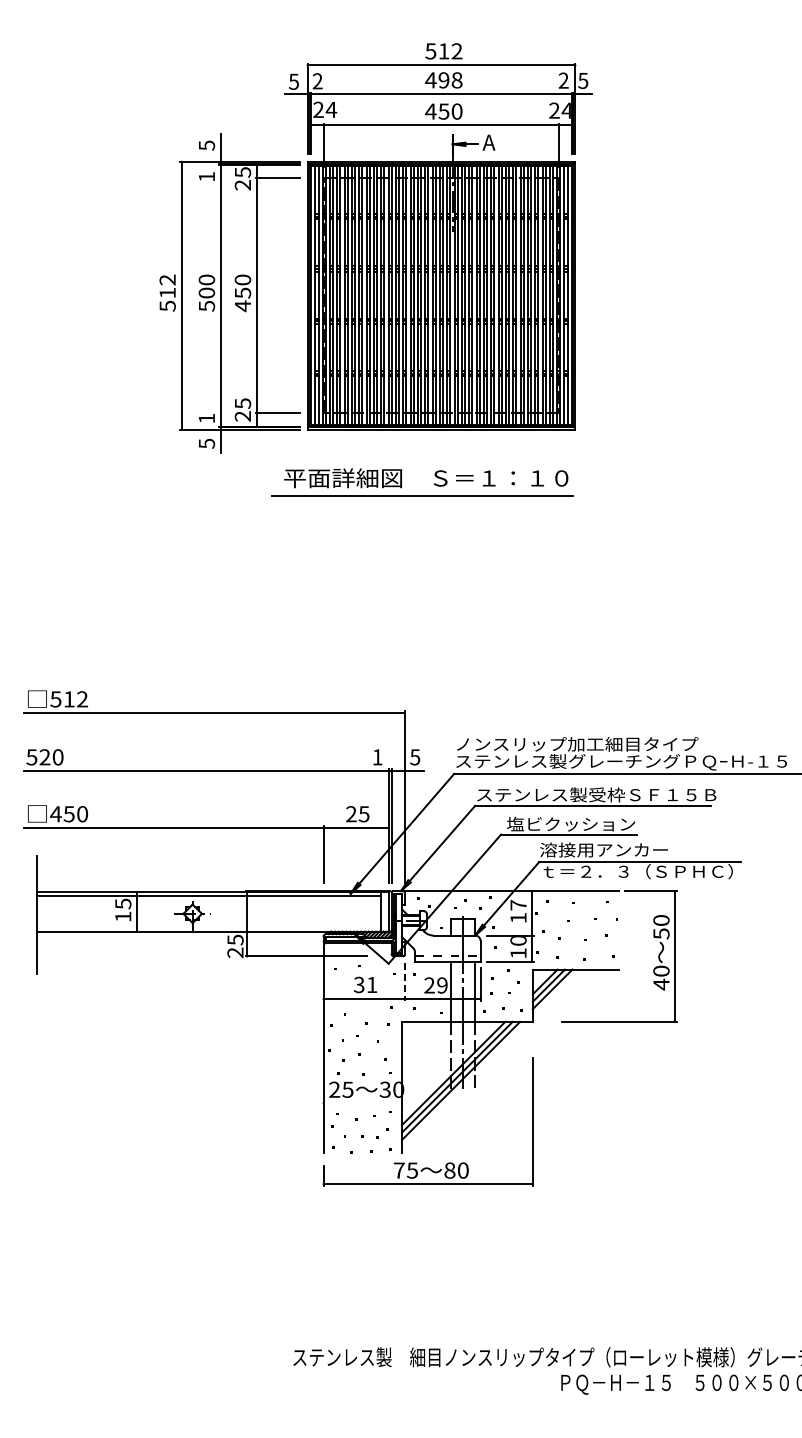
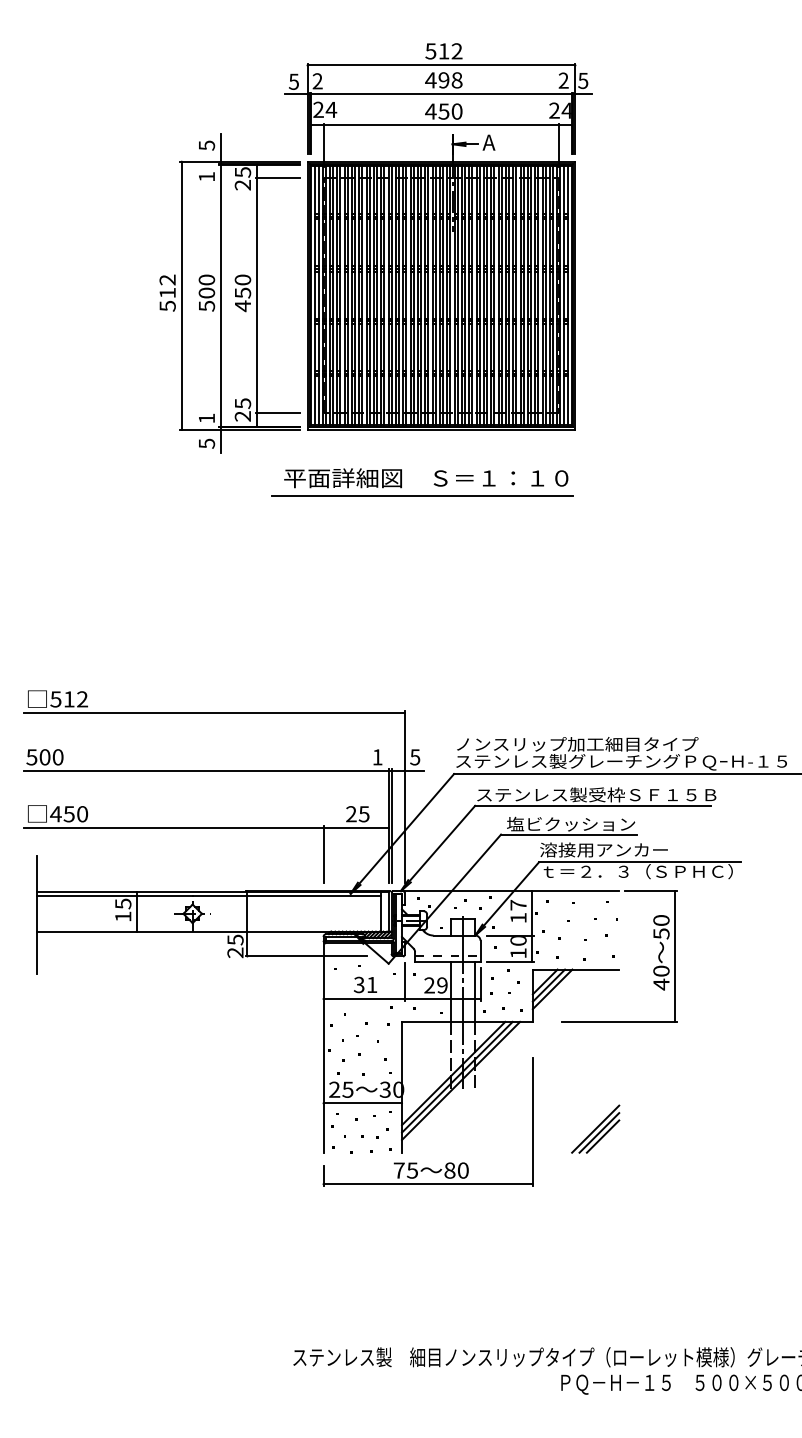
text: 520 -> 500 (44, 757)
line: dashed -> solid (404, 981)
line: none -> present (362, 1103)
part: none -> present (595, 1128)
